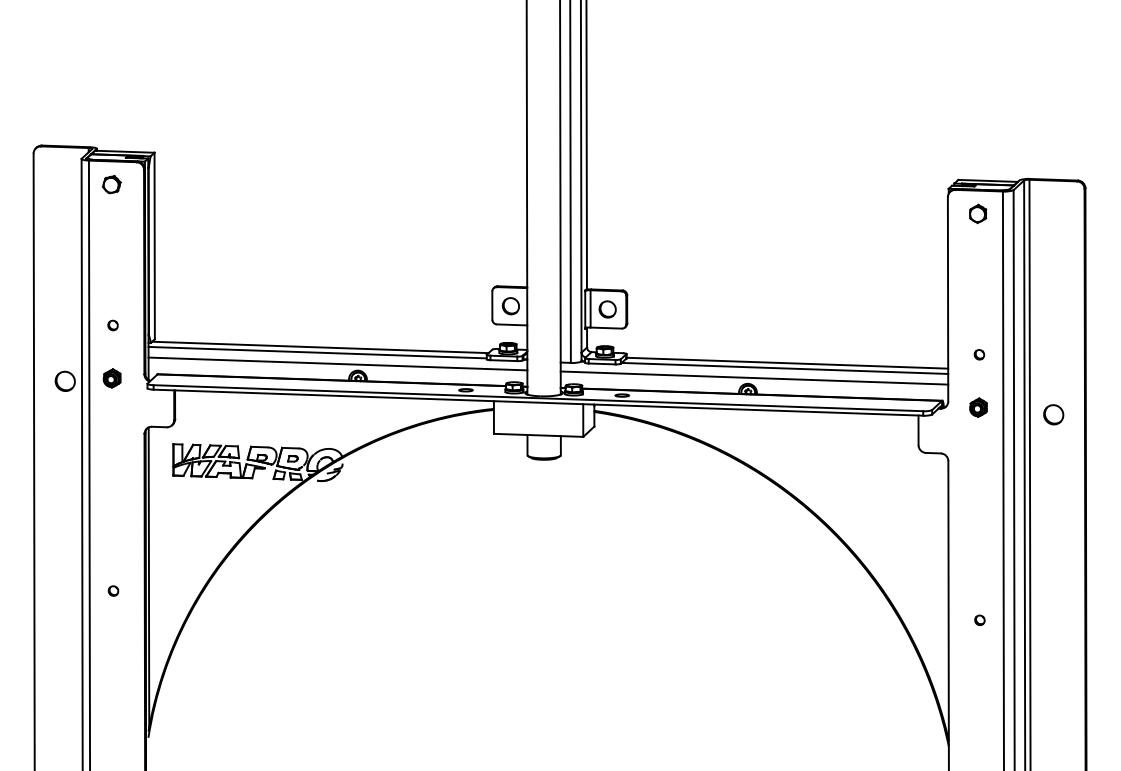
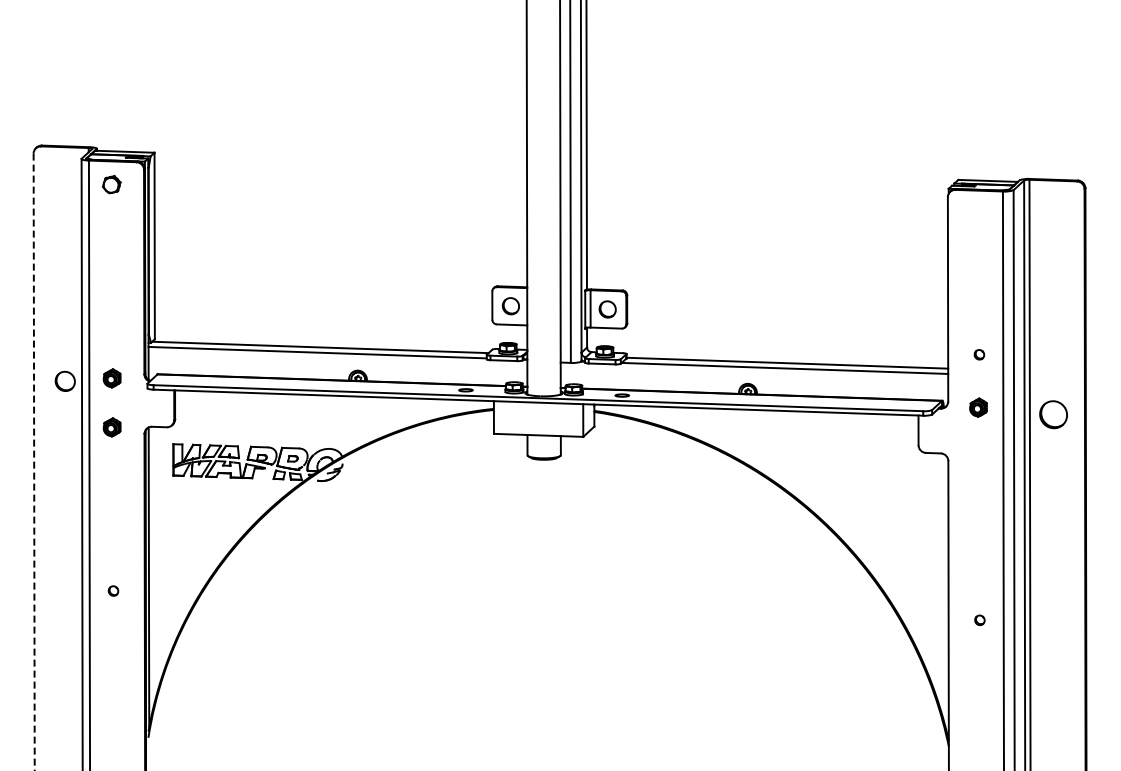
part: present -> none (978, 213)
part: present -> none (112, 325)
line: present -> none (337, 363)
line: present -> none (754, 377)
part size: 22x22 px -> 29x30 px (1053, 414)
part: none -> present (111, 427)
line: solid -> dashed (34, 462)
